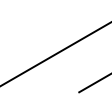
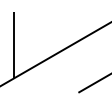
line: none -> present (14, 45)
